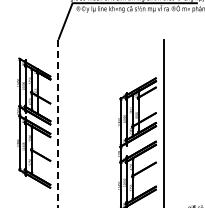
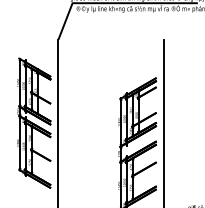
line: dashed -> solid (58, 123)
